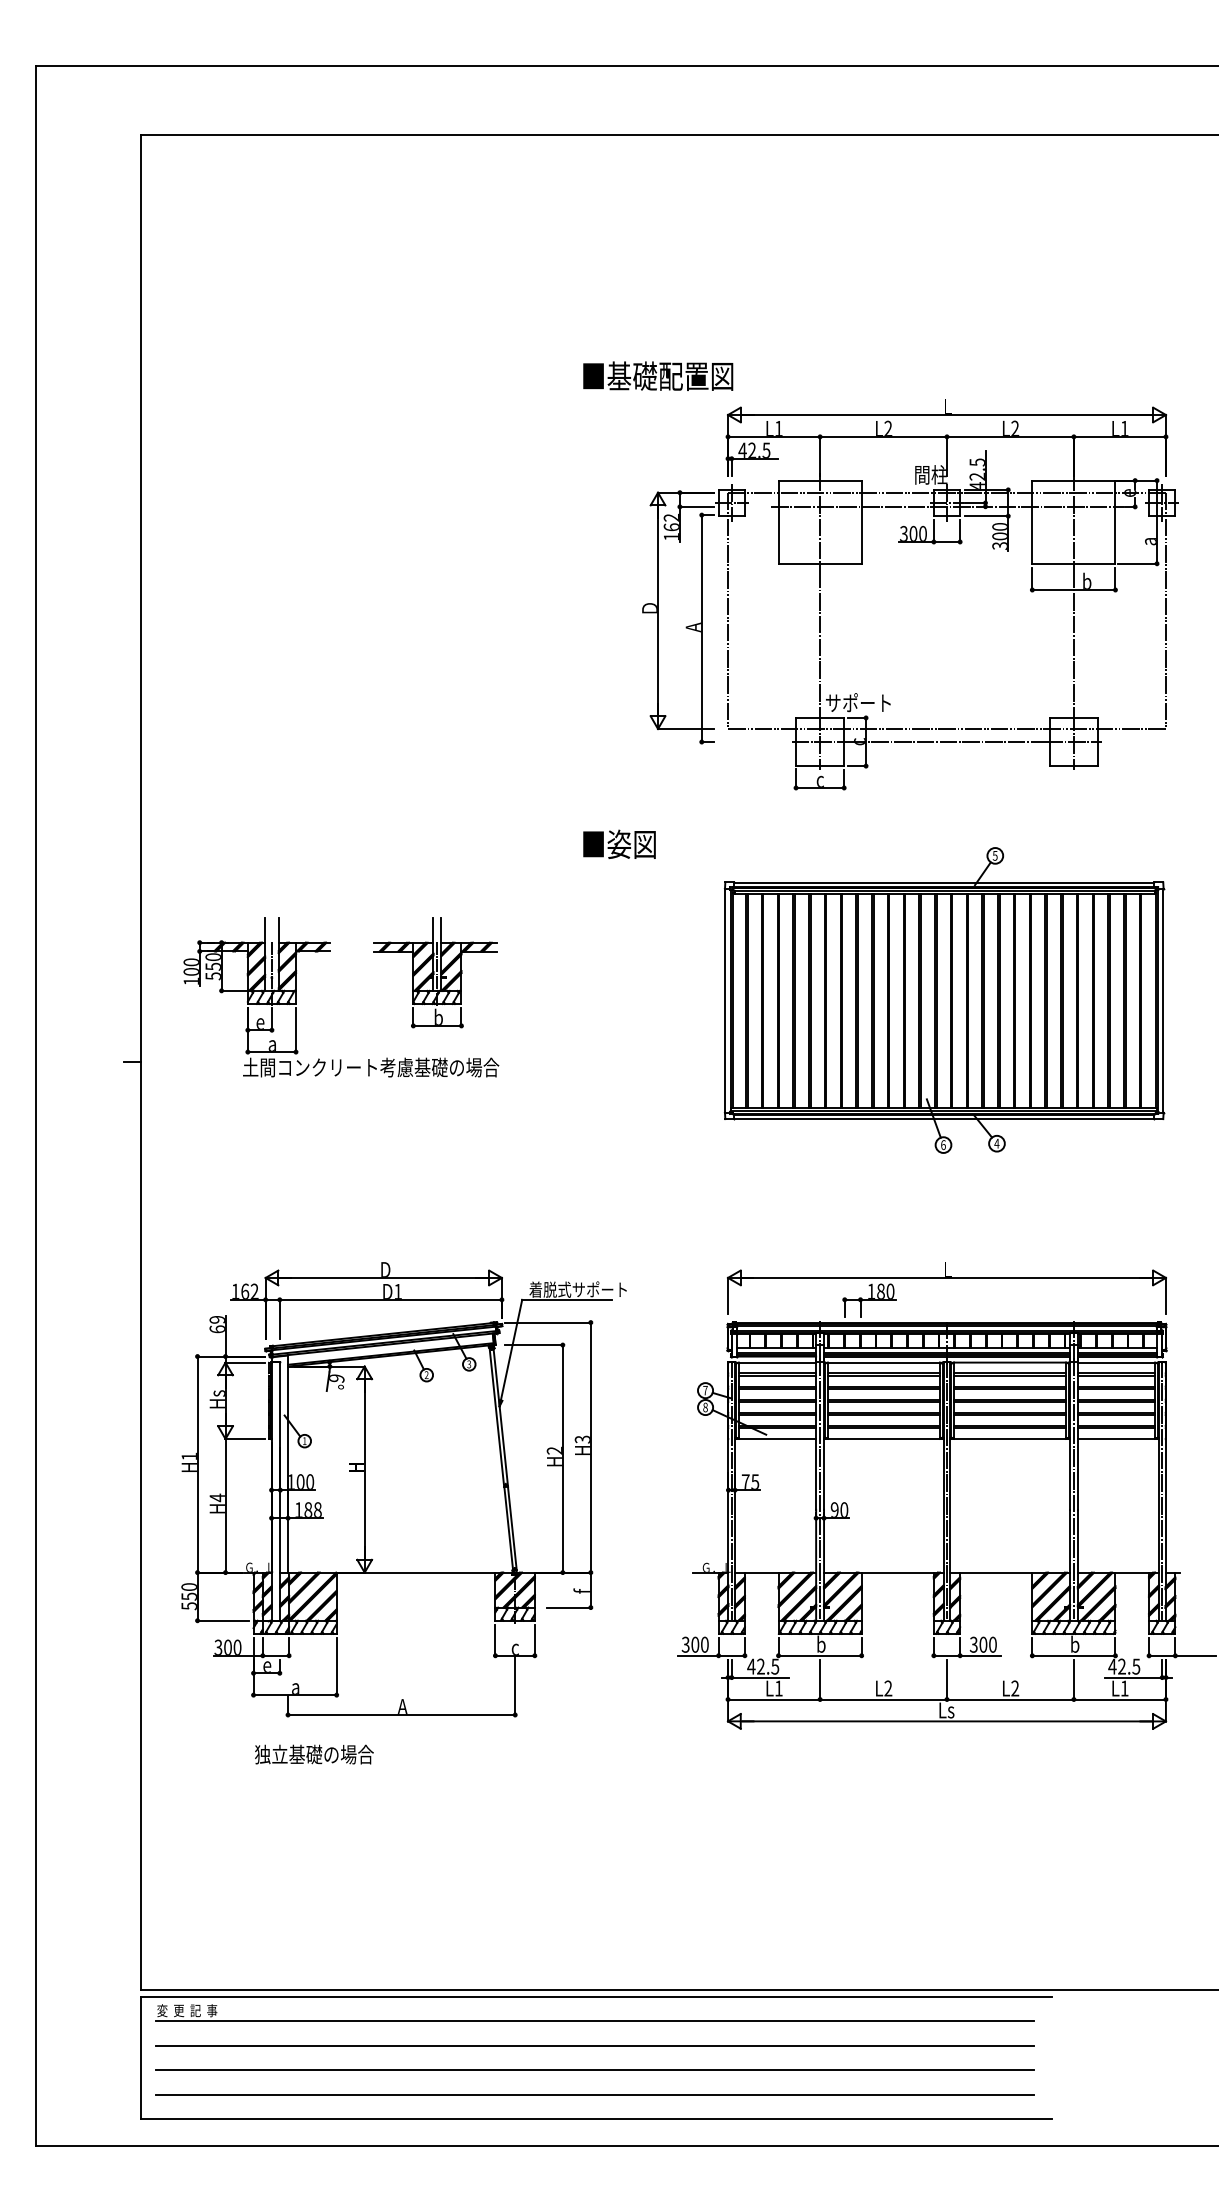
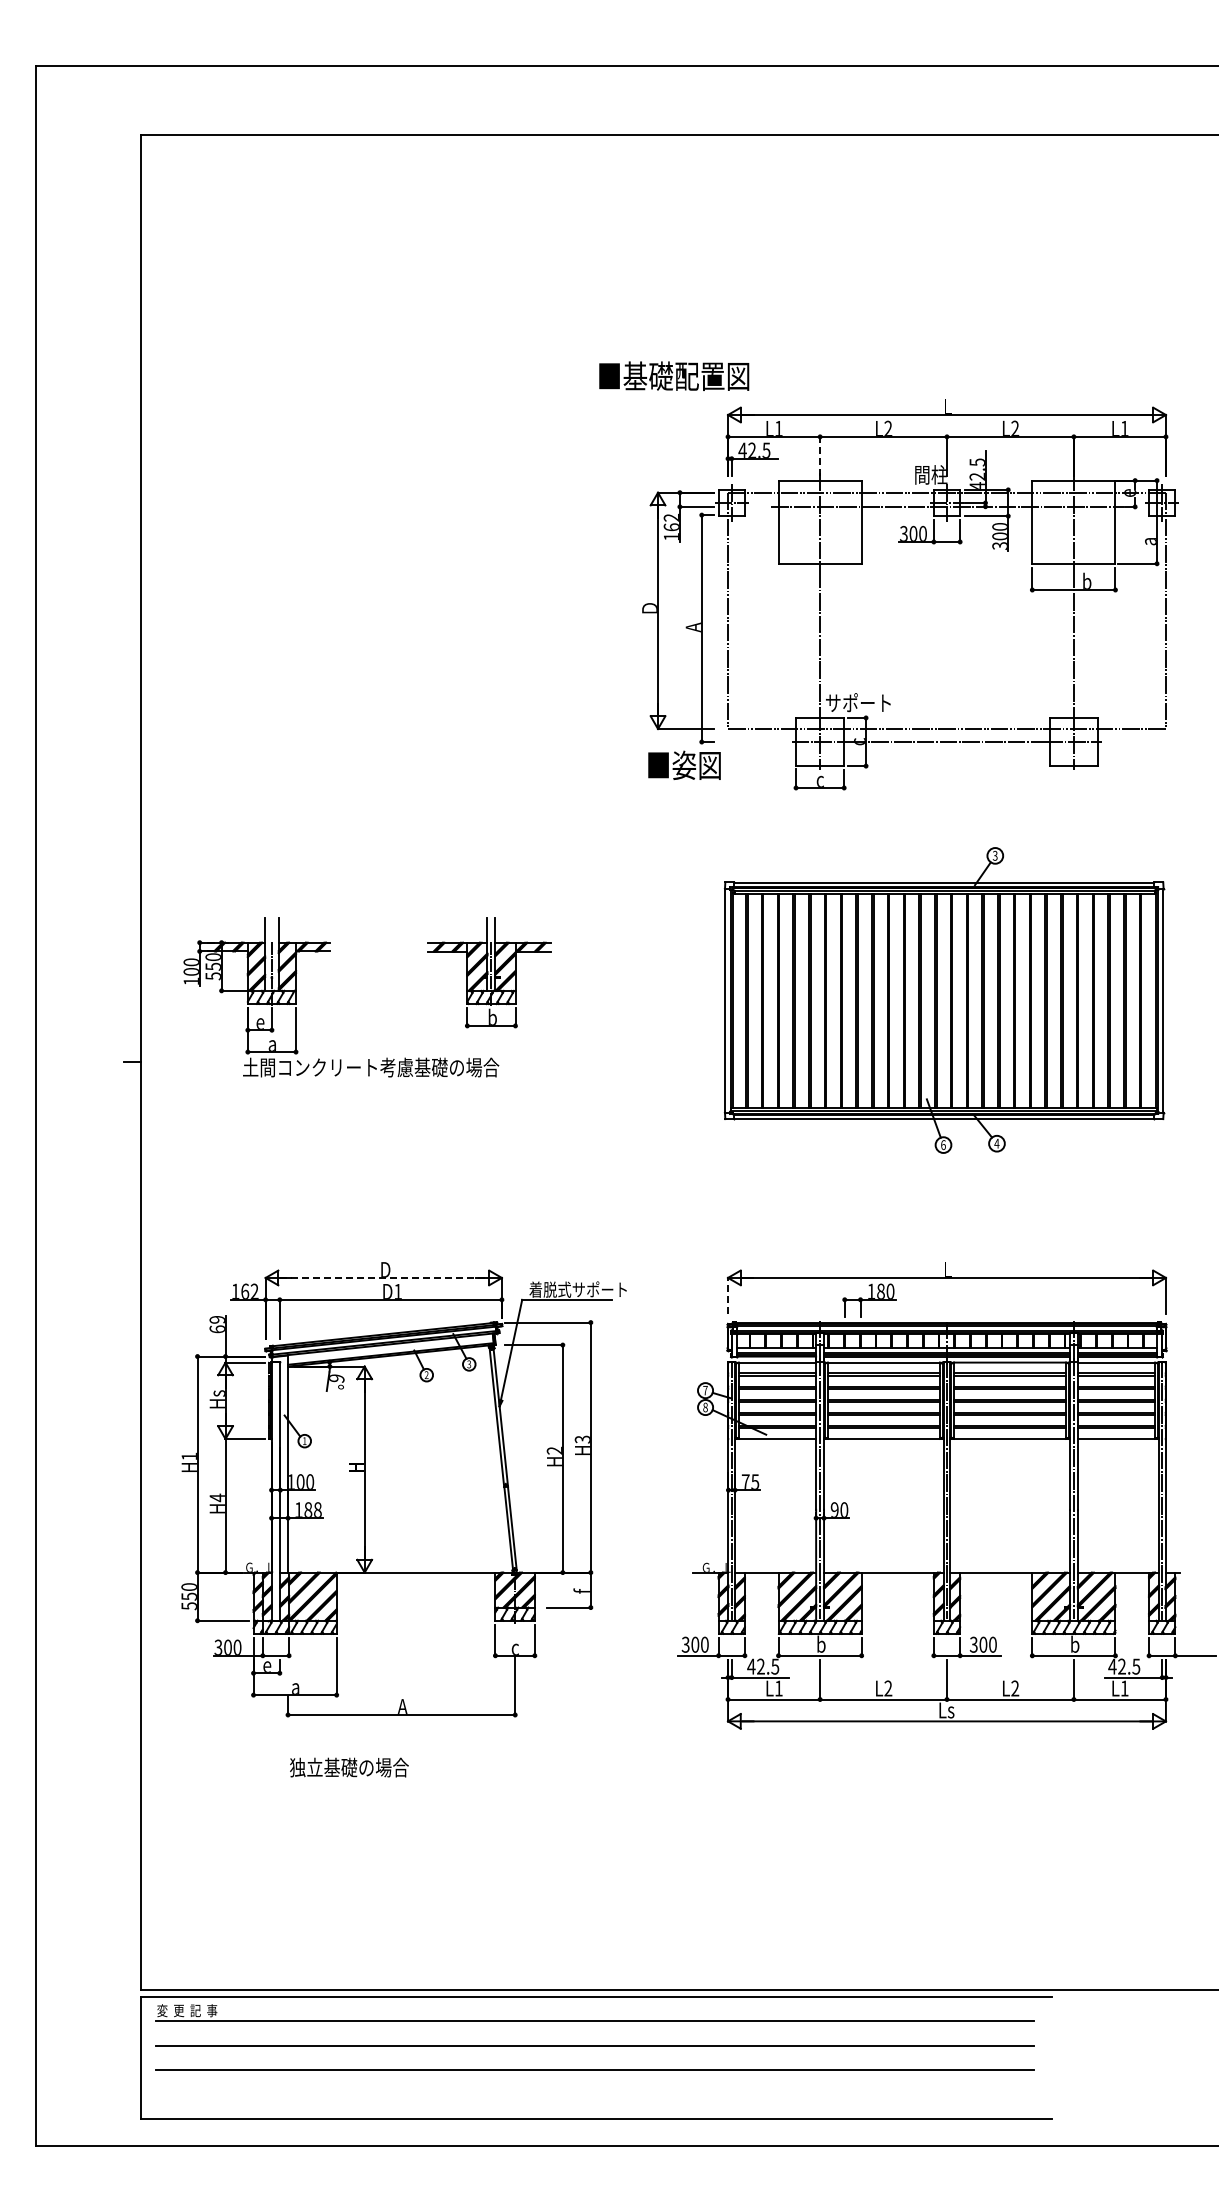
text position: (658, 375) -> (674, 375) (674, 375)
line: solid -> dashed (820, 456)
text position: (619, 843) -> (684, 764) (684, 764)
text: 5 -> 3 (995, 855)
part position: (435, 972) -> (489, 972) (489, 972)
line: solid -> dashed (384, 1277)
line: solid -> dashed (728, 1295)
text position: (314, 1754) -> (349, 1767) (349, 1767)
line: present -> none (594, 2094)
